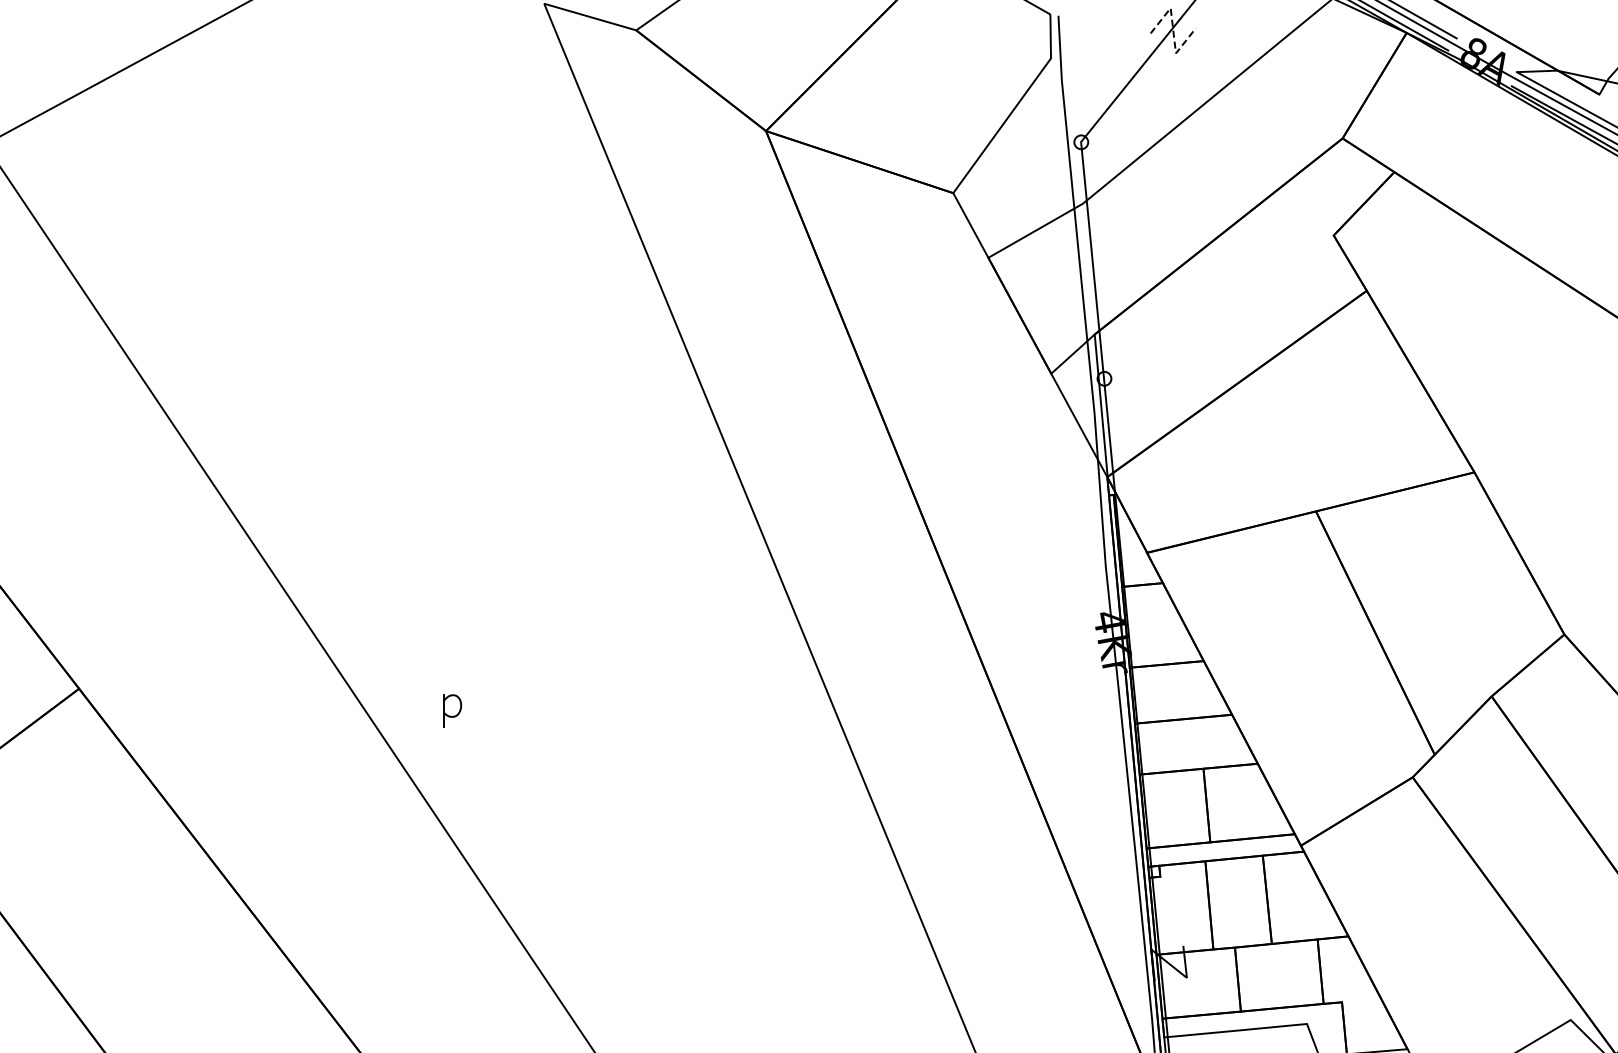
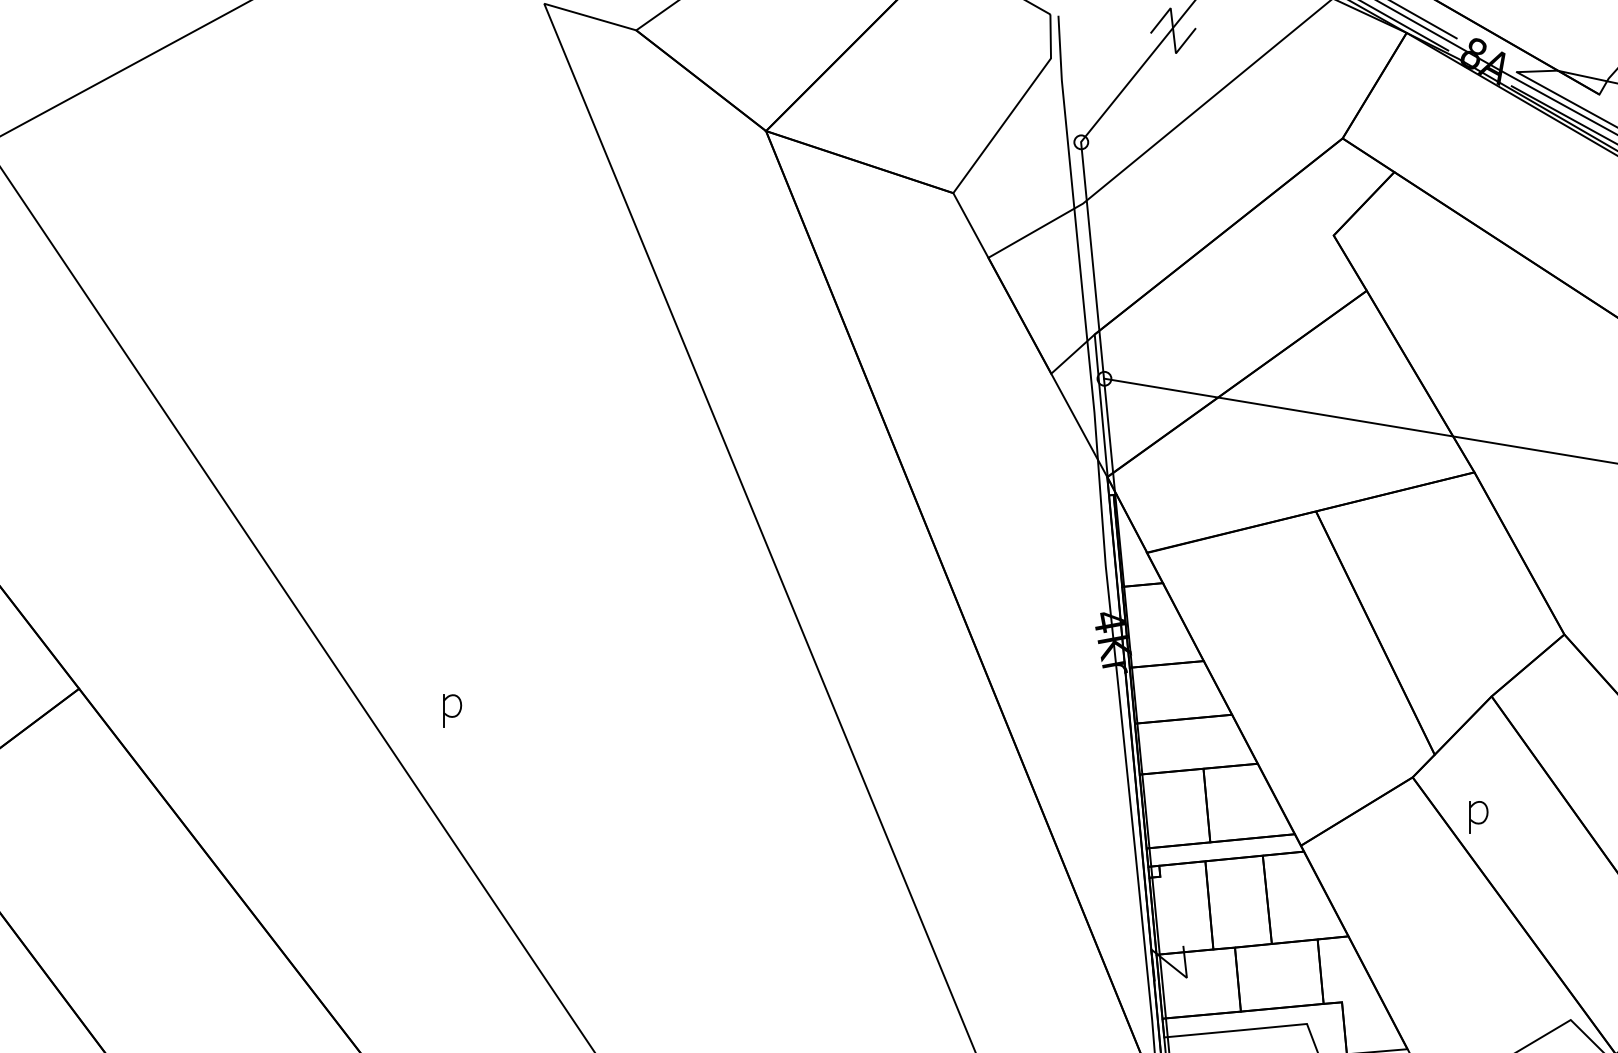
line: dashed -> solid (1173, 30)
line: none -> present (1359, 420)
part: none -> present (1478, 817)
